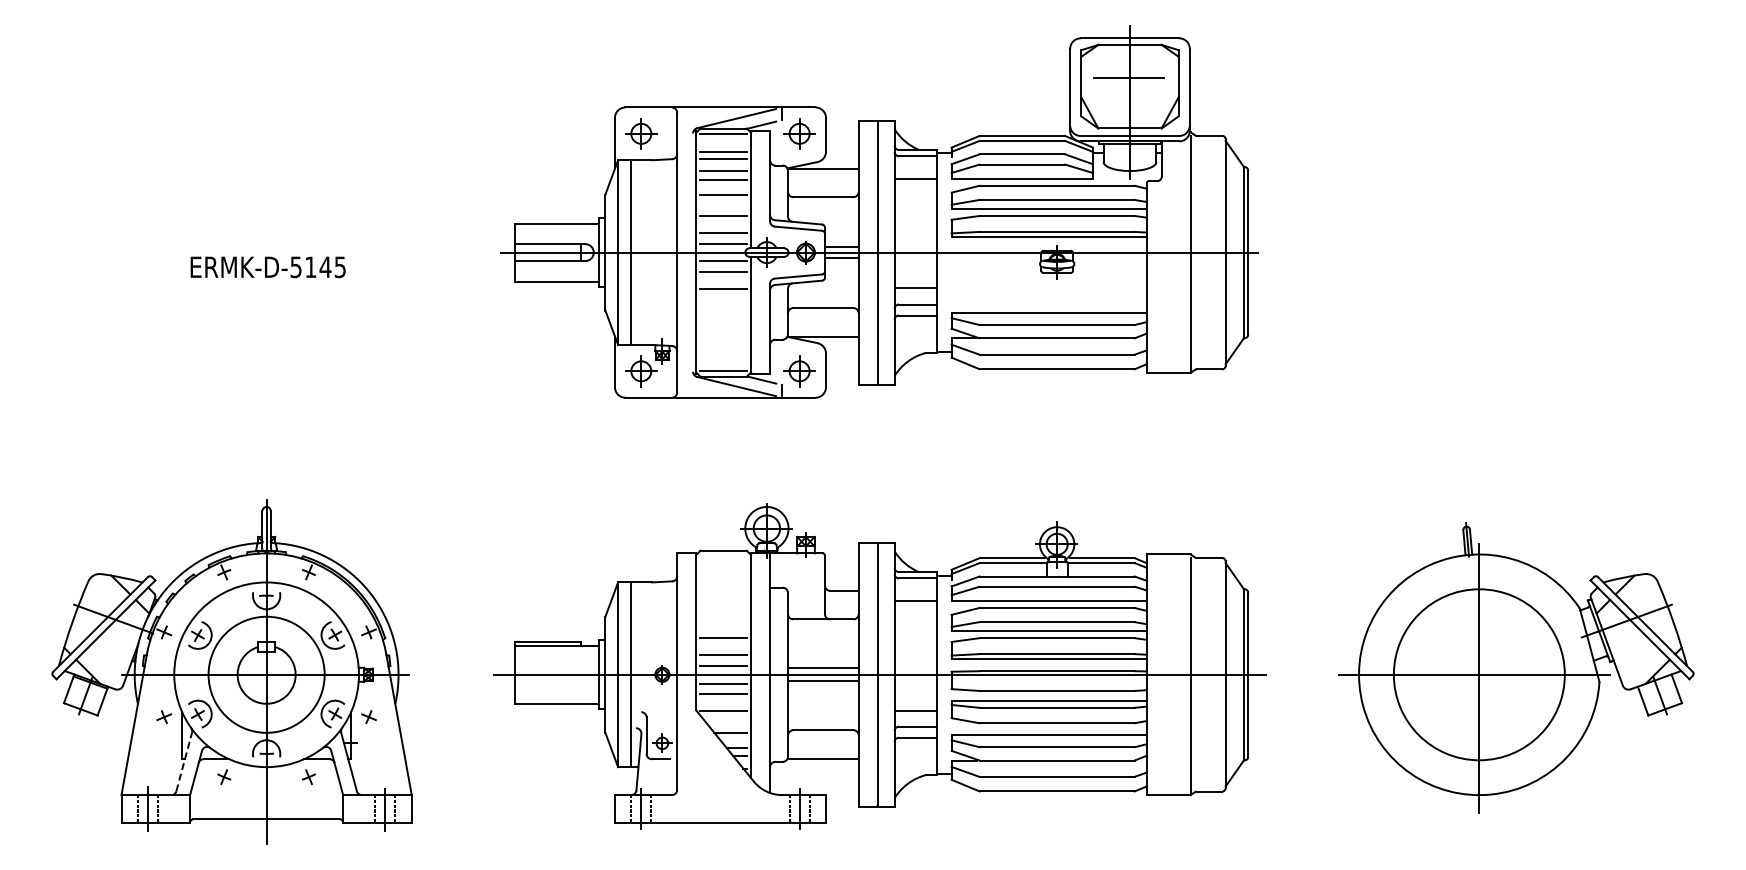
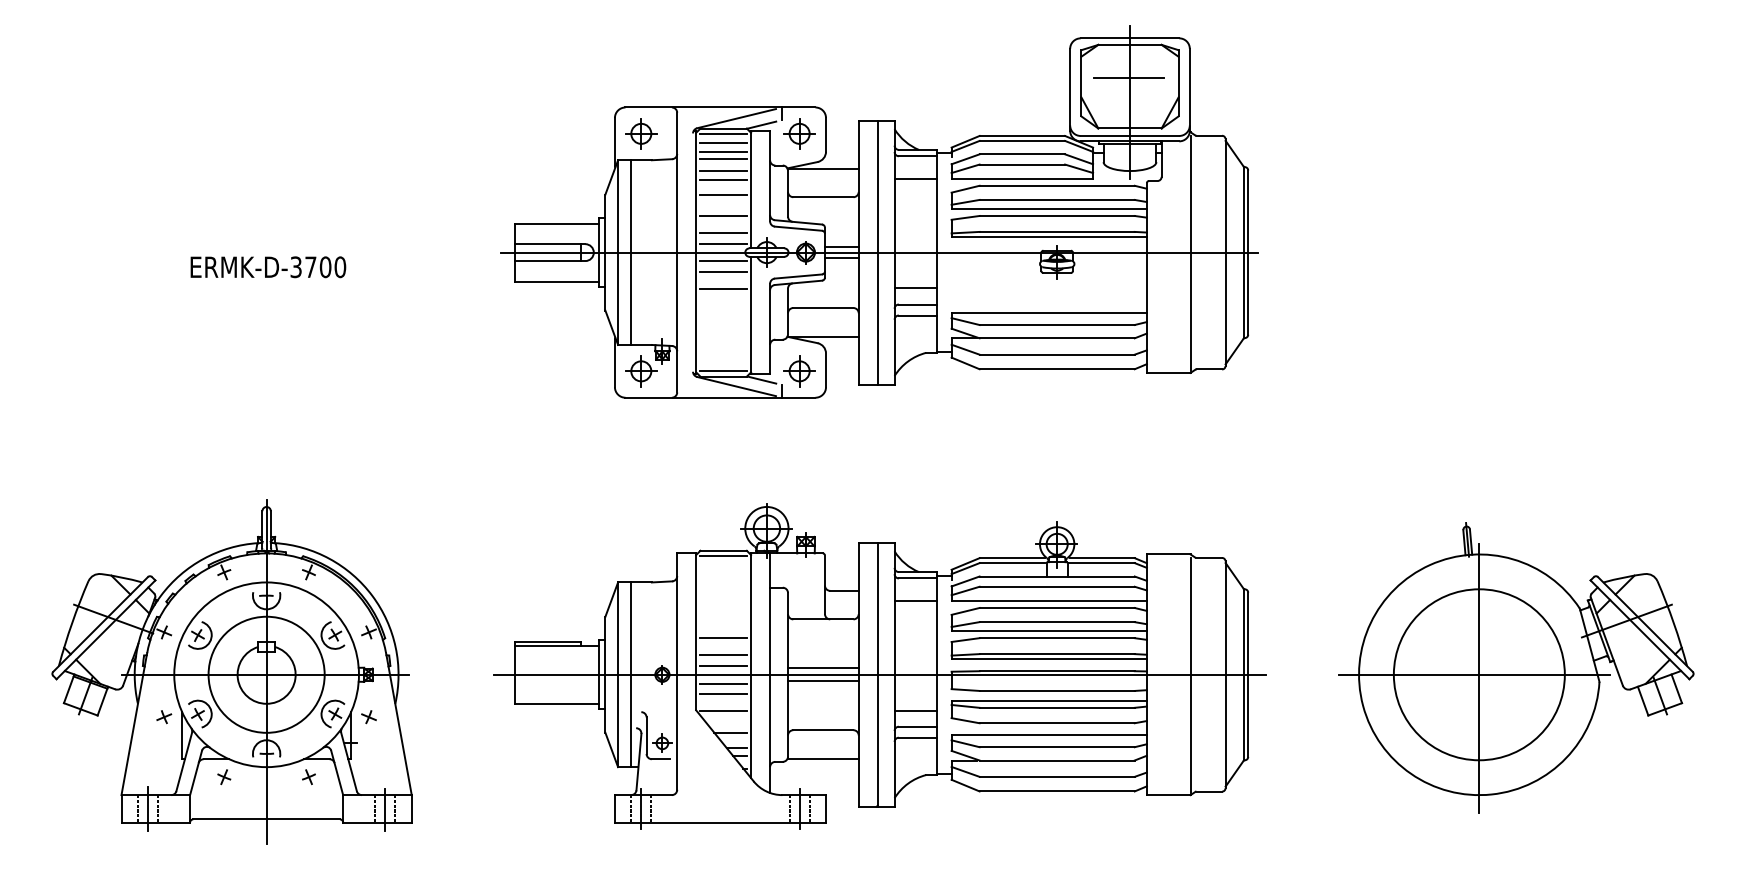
line: none -> present (723, 142)
text: ERMK-D-5145 -> ERMK-D-3700 (318, 267)
line: none -> present (723, 556)
line: dashed -> solid (184, 761)
